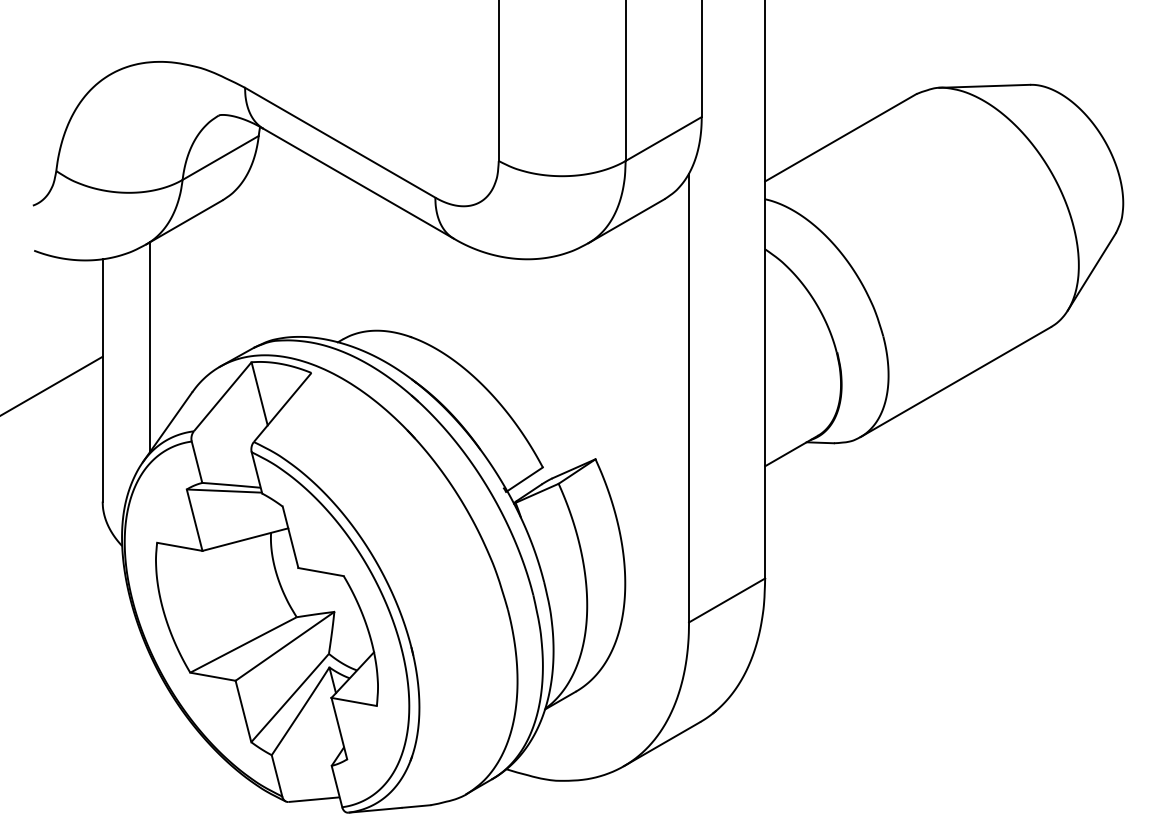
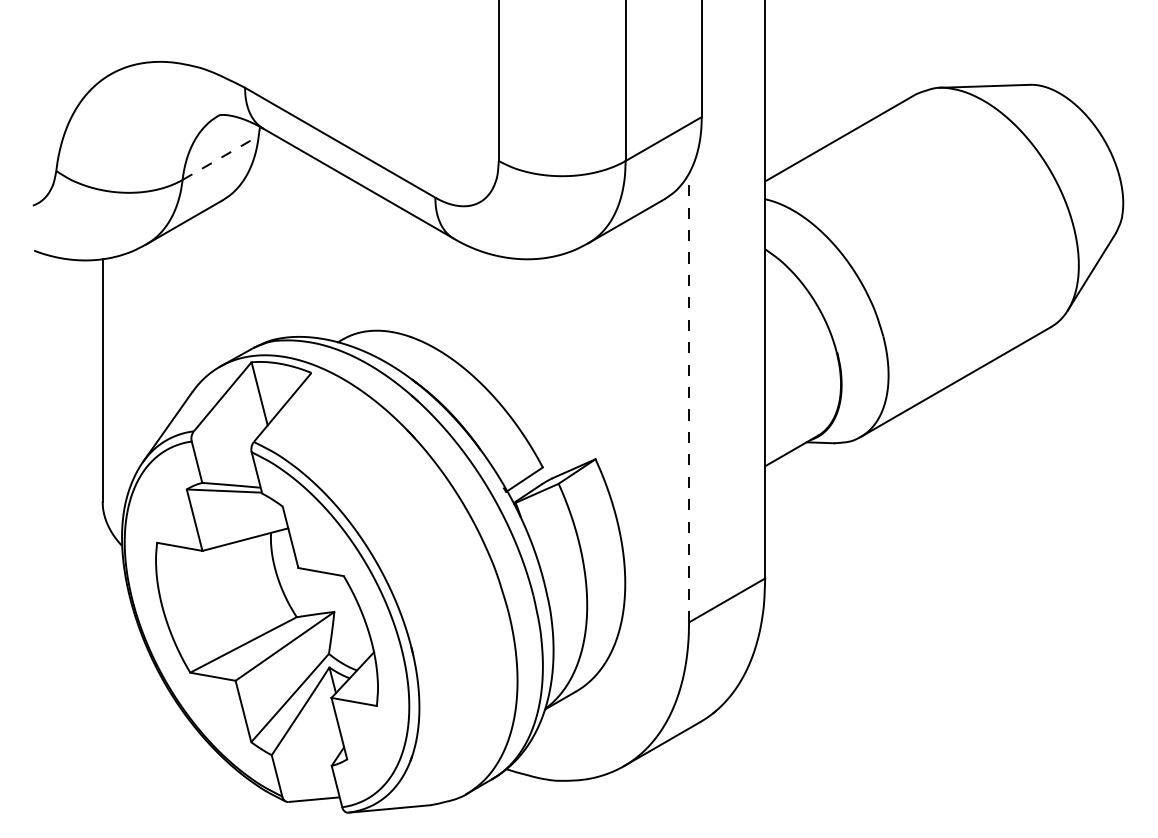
line: solid -> dashed (220, 157)
line: present -> none (149, 347)
line: present -> none (52, 385)
line: solid -> dashed (689, 397)
